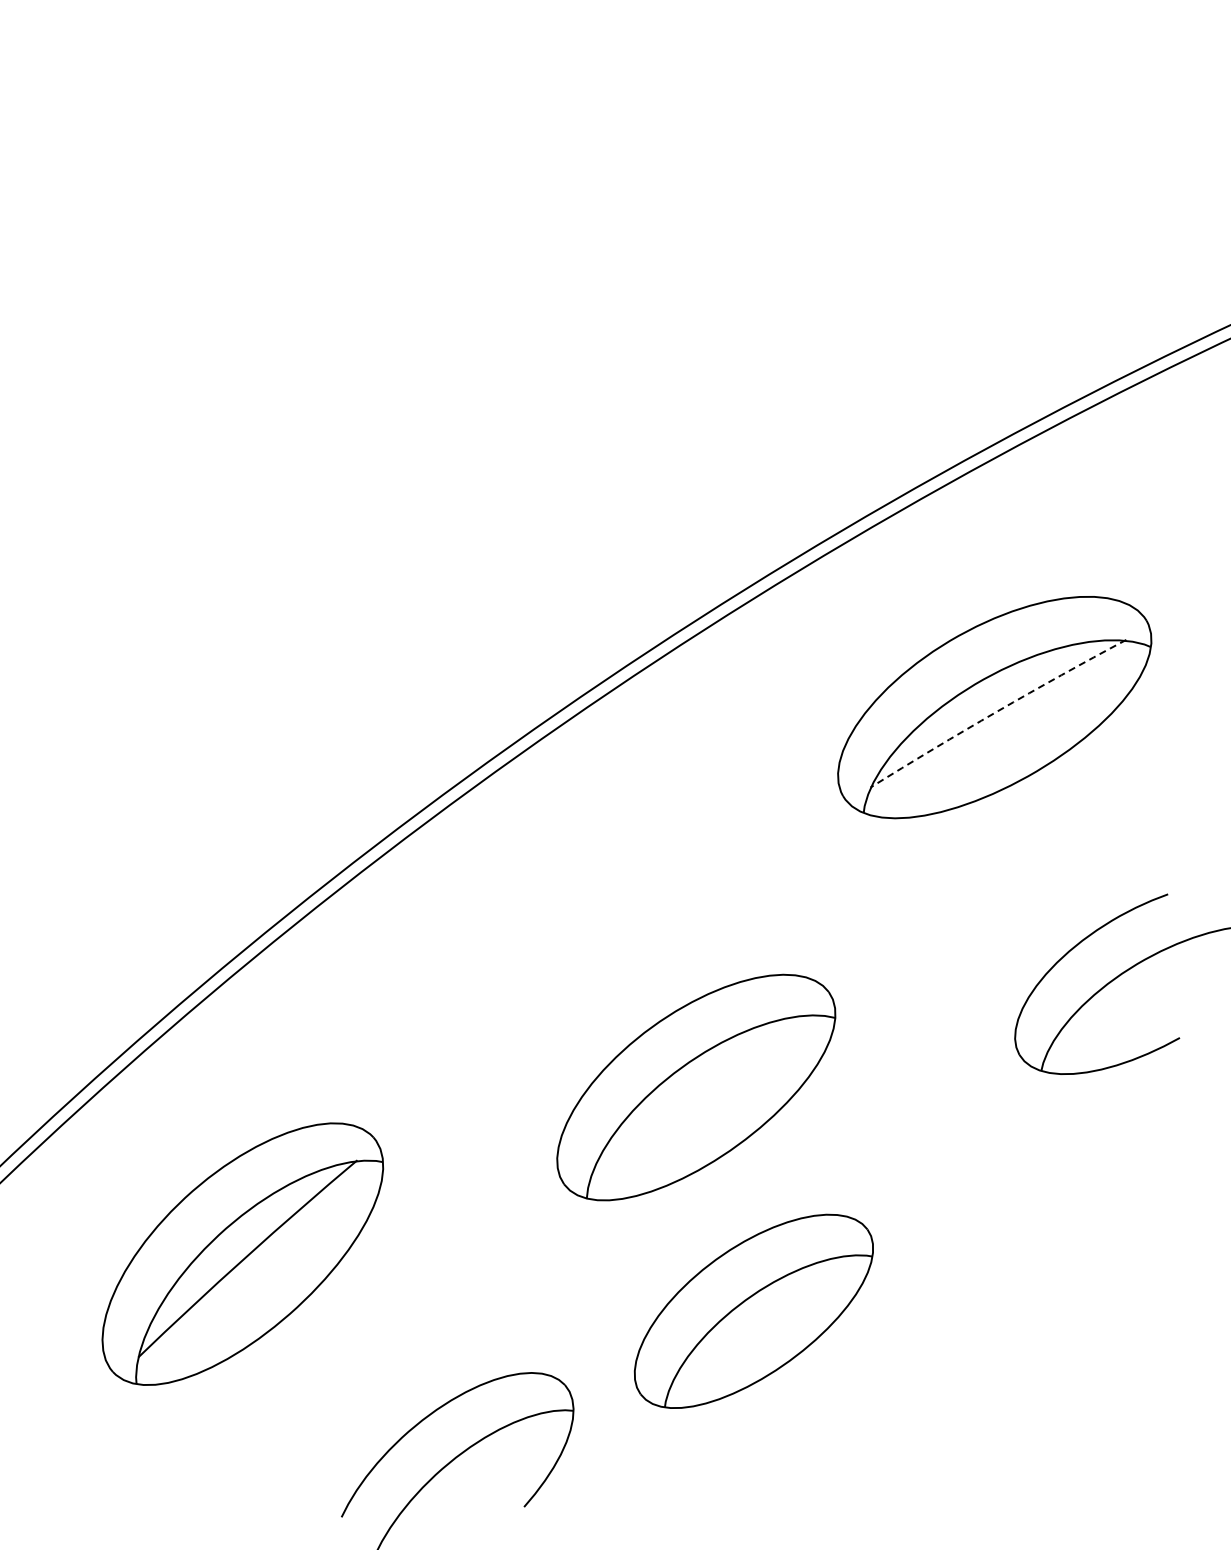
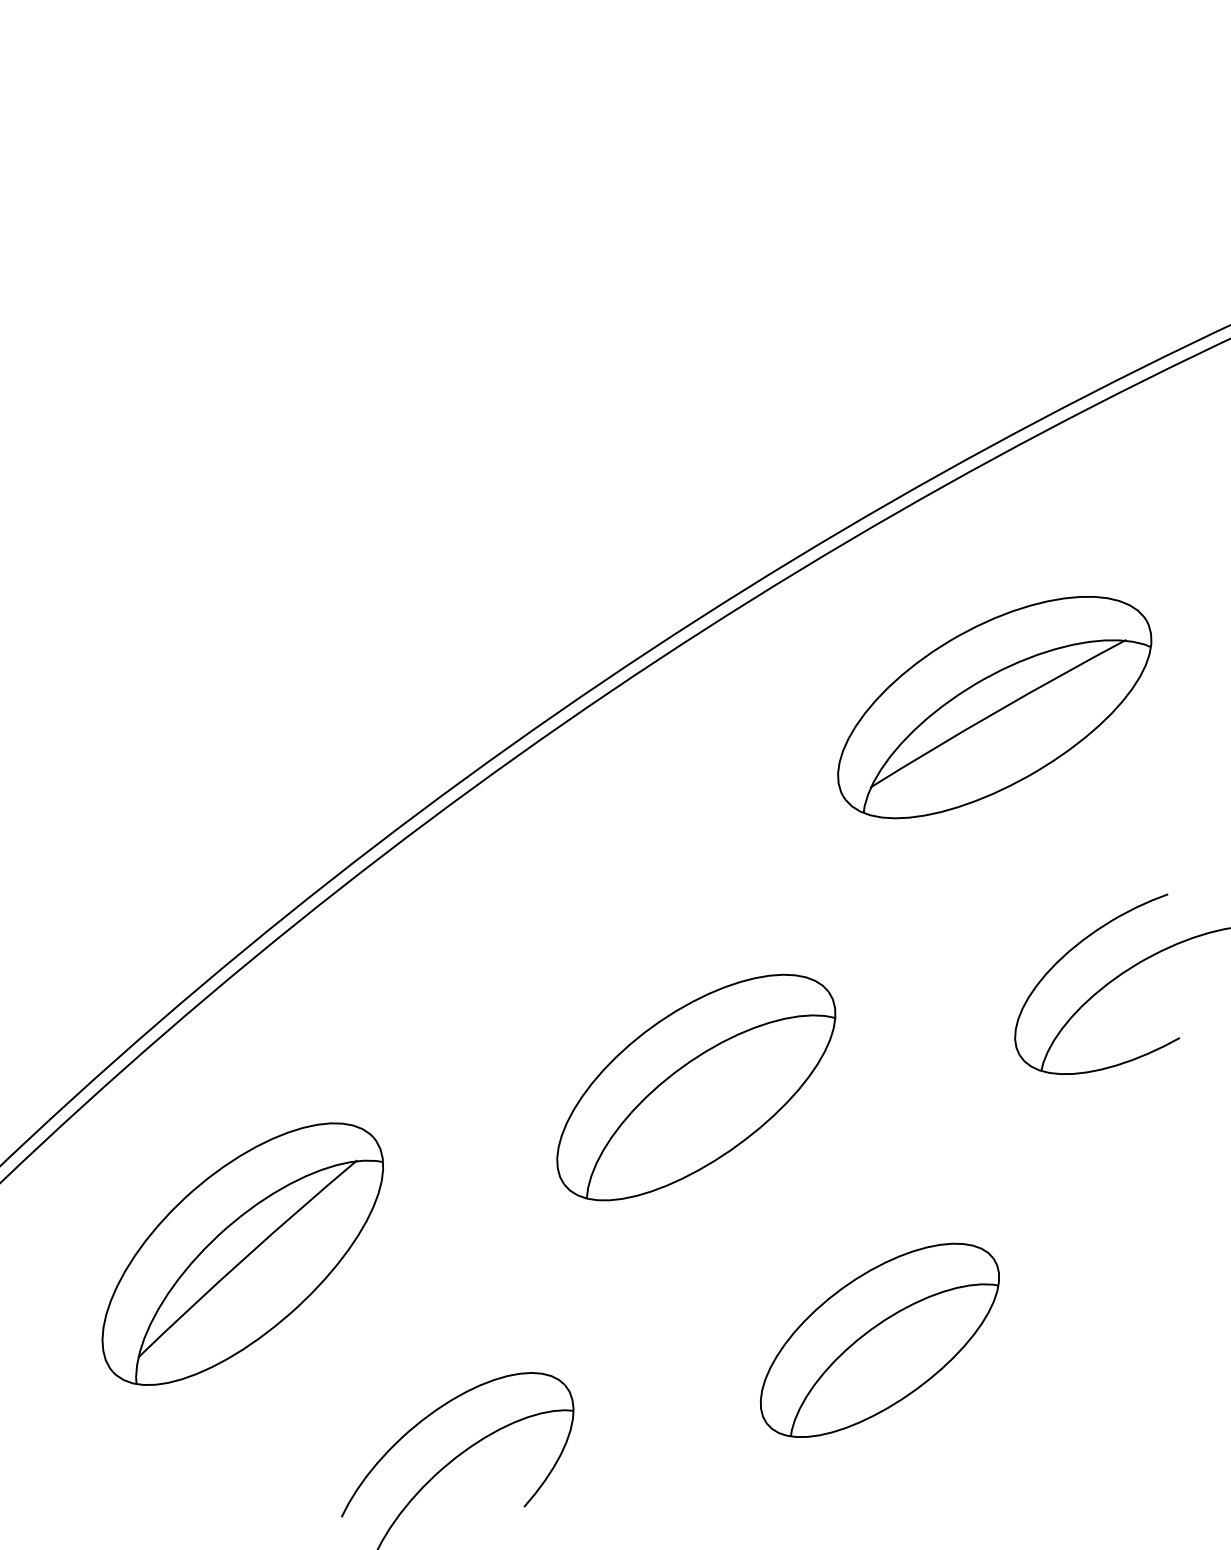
arc: dashed -> solid (997, 711)
part position: (753, 1310) -> (879, 1339) (879, 1339)
